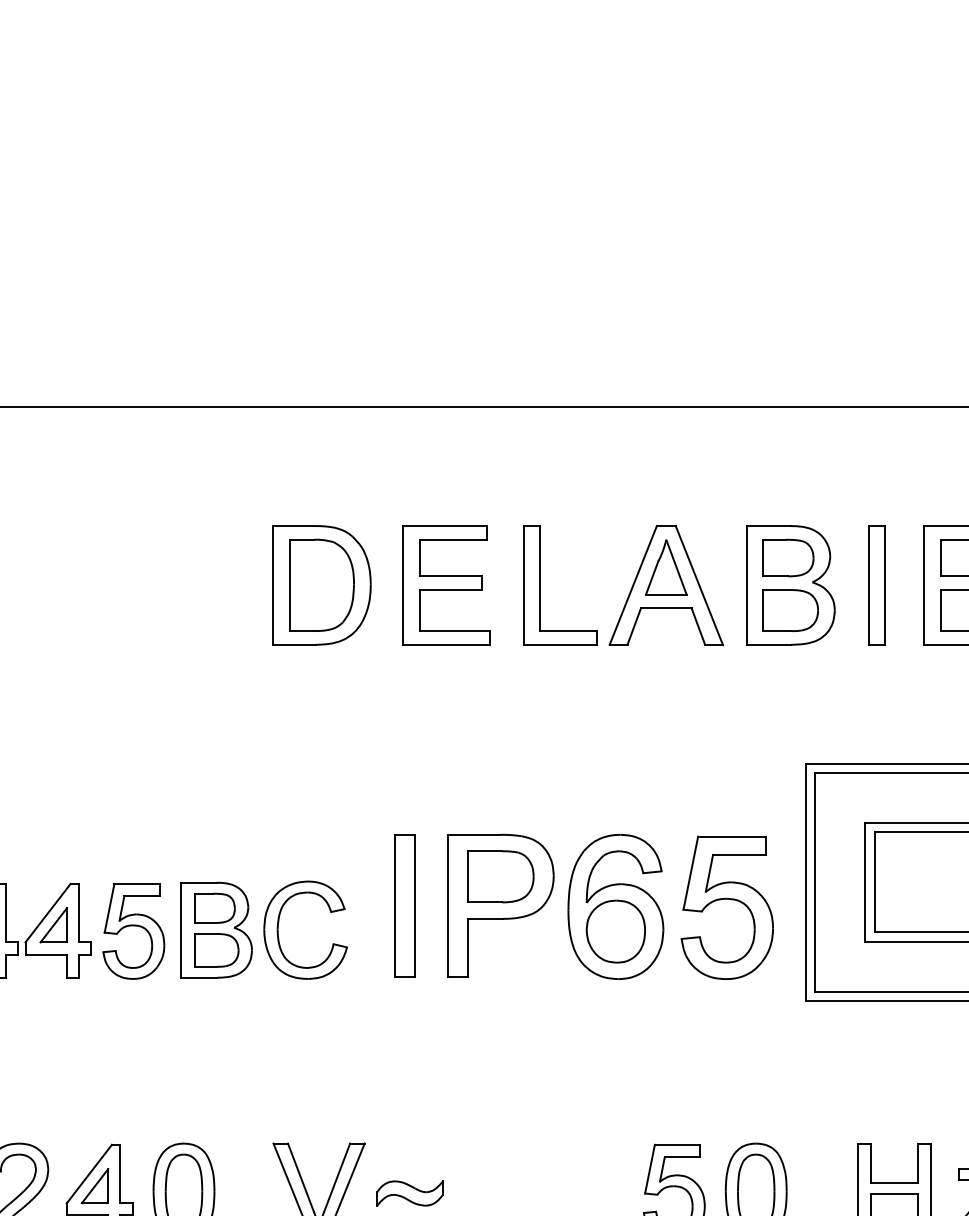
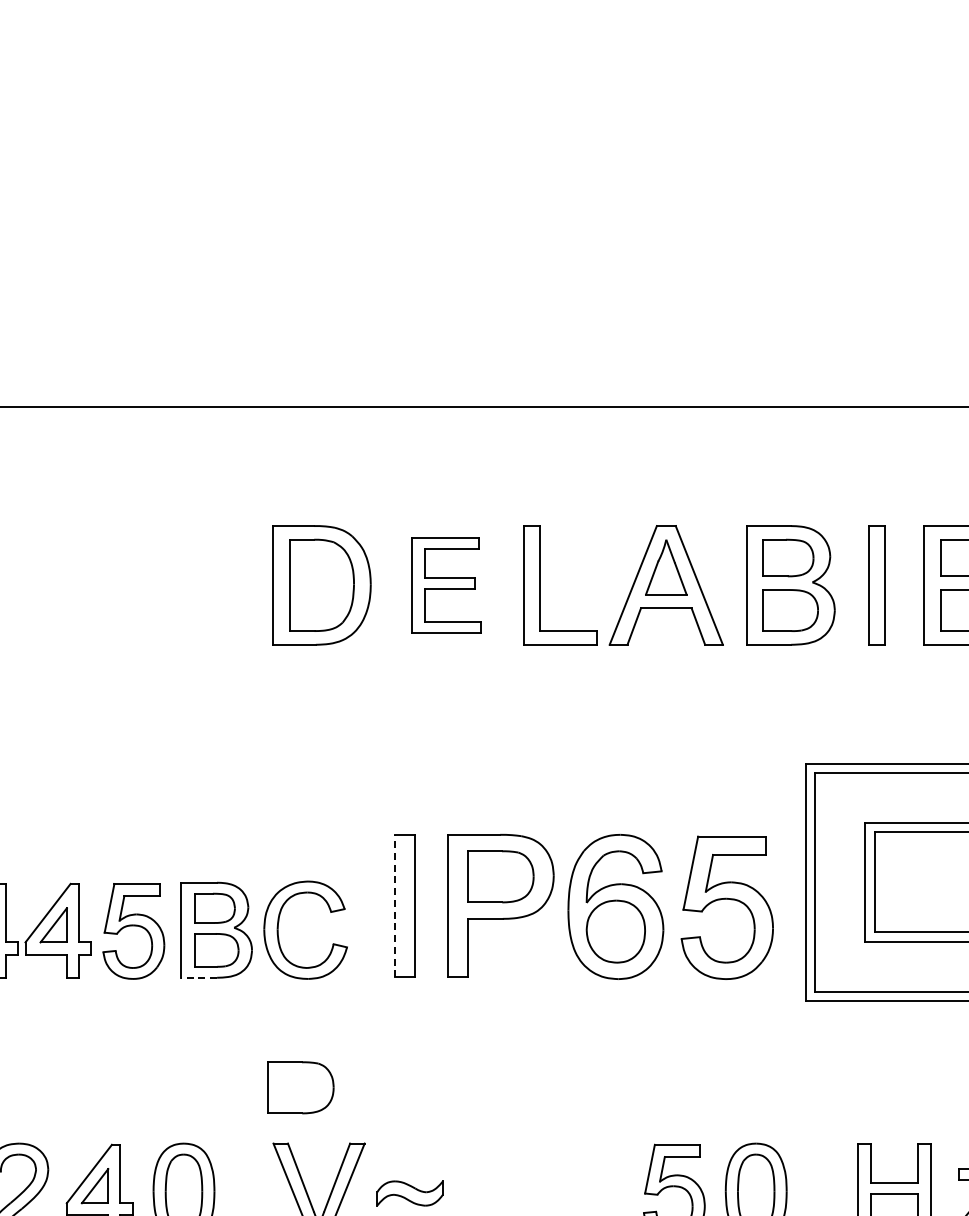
part size: 89x121 px -> 71x97 px (446, 585)
line: solid -> dashed (394, 905)
line: solid -> dashed (199, 977)
part: none -> present (300, 1087)
